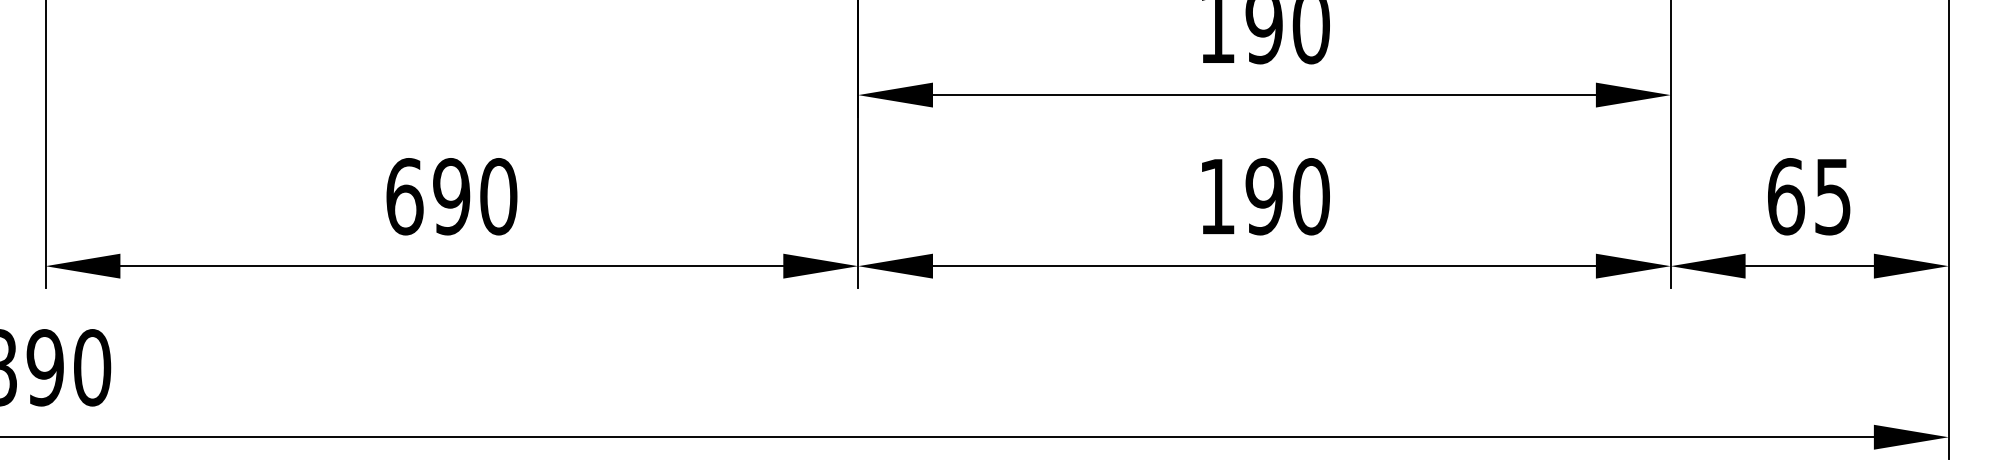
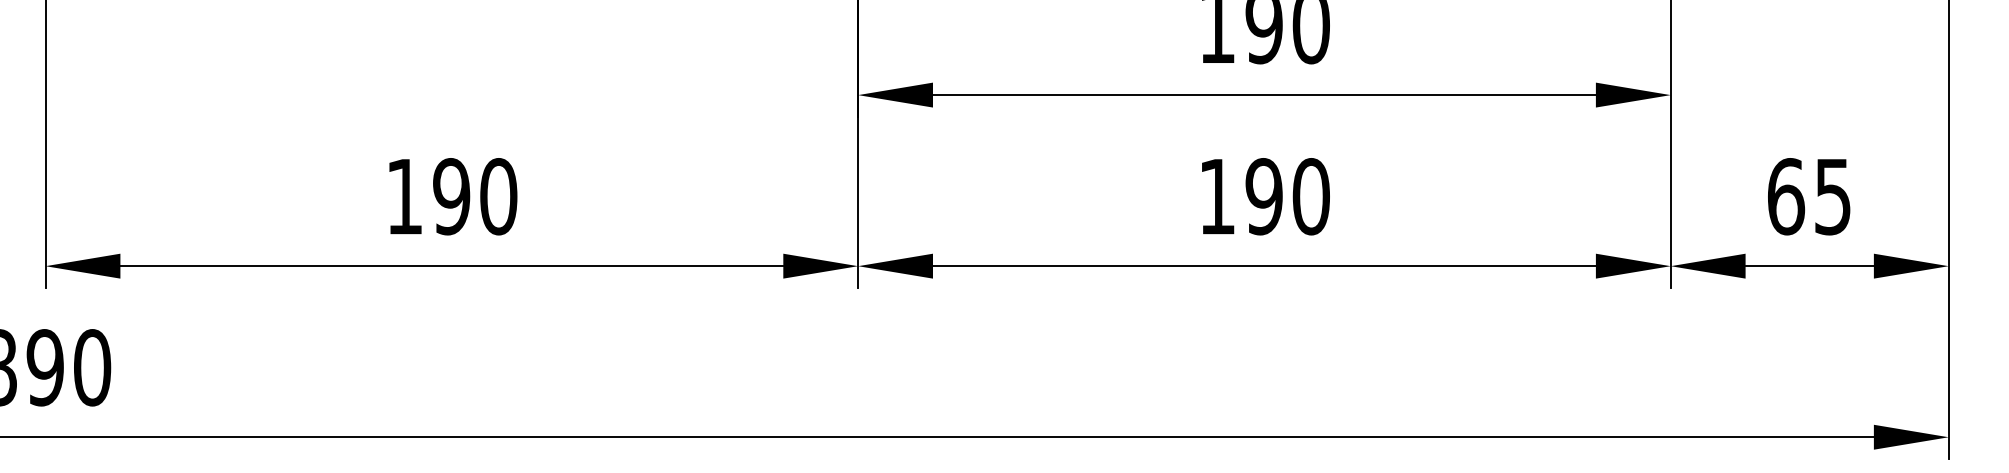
text: 690 -> 190 (404, 196)
